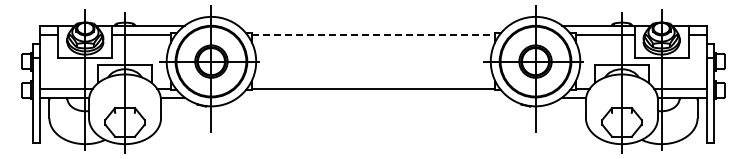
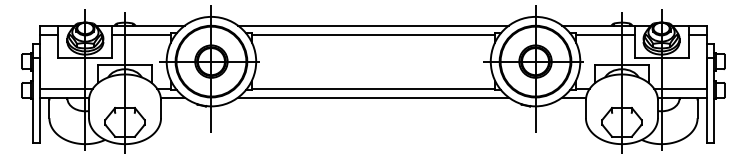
line: none -> present (373, 25)
line: dashed -> solid (373, 34)
line: none -> present (373, 97)
